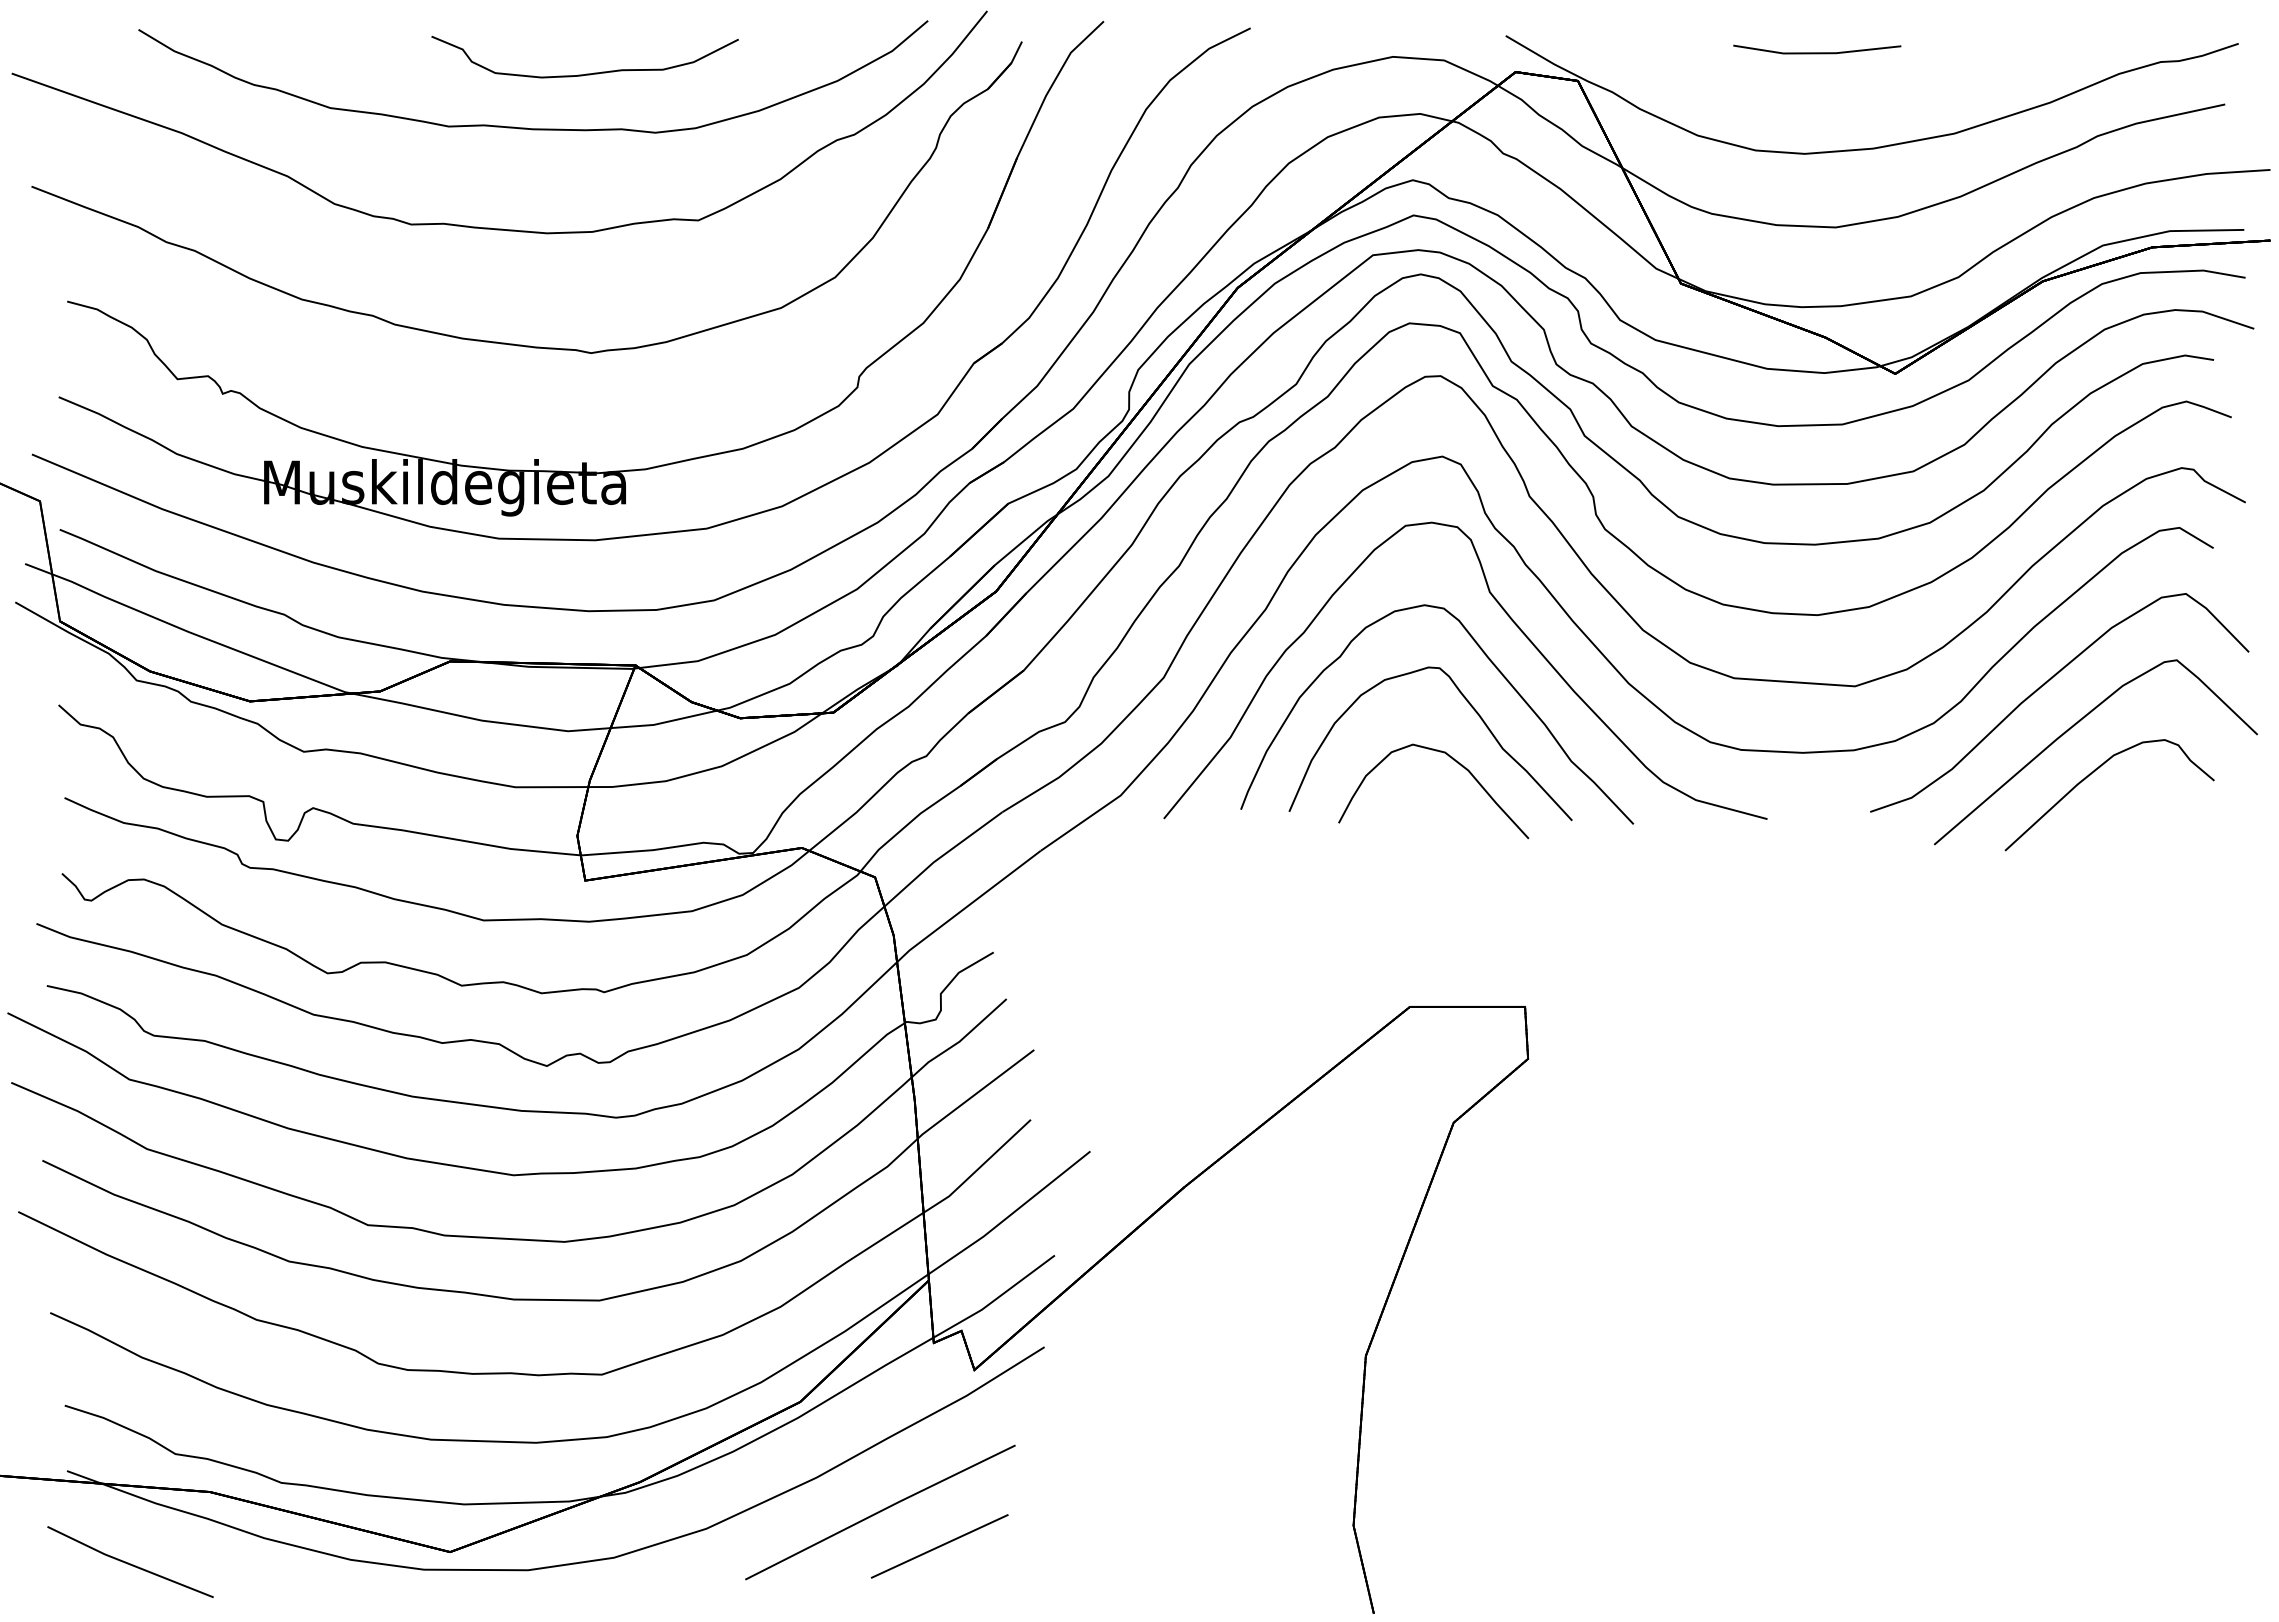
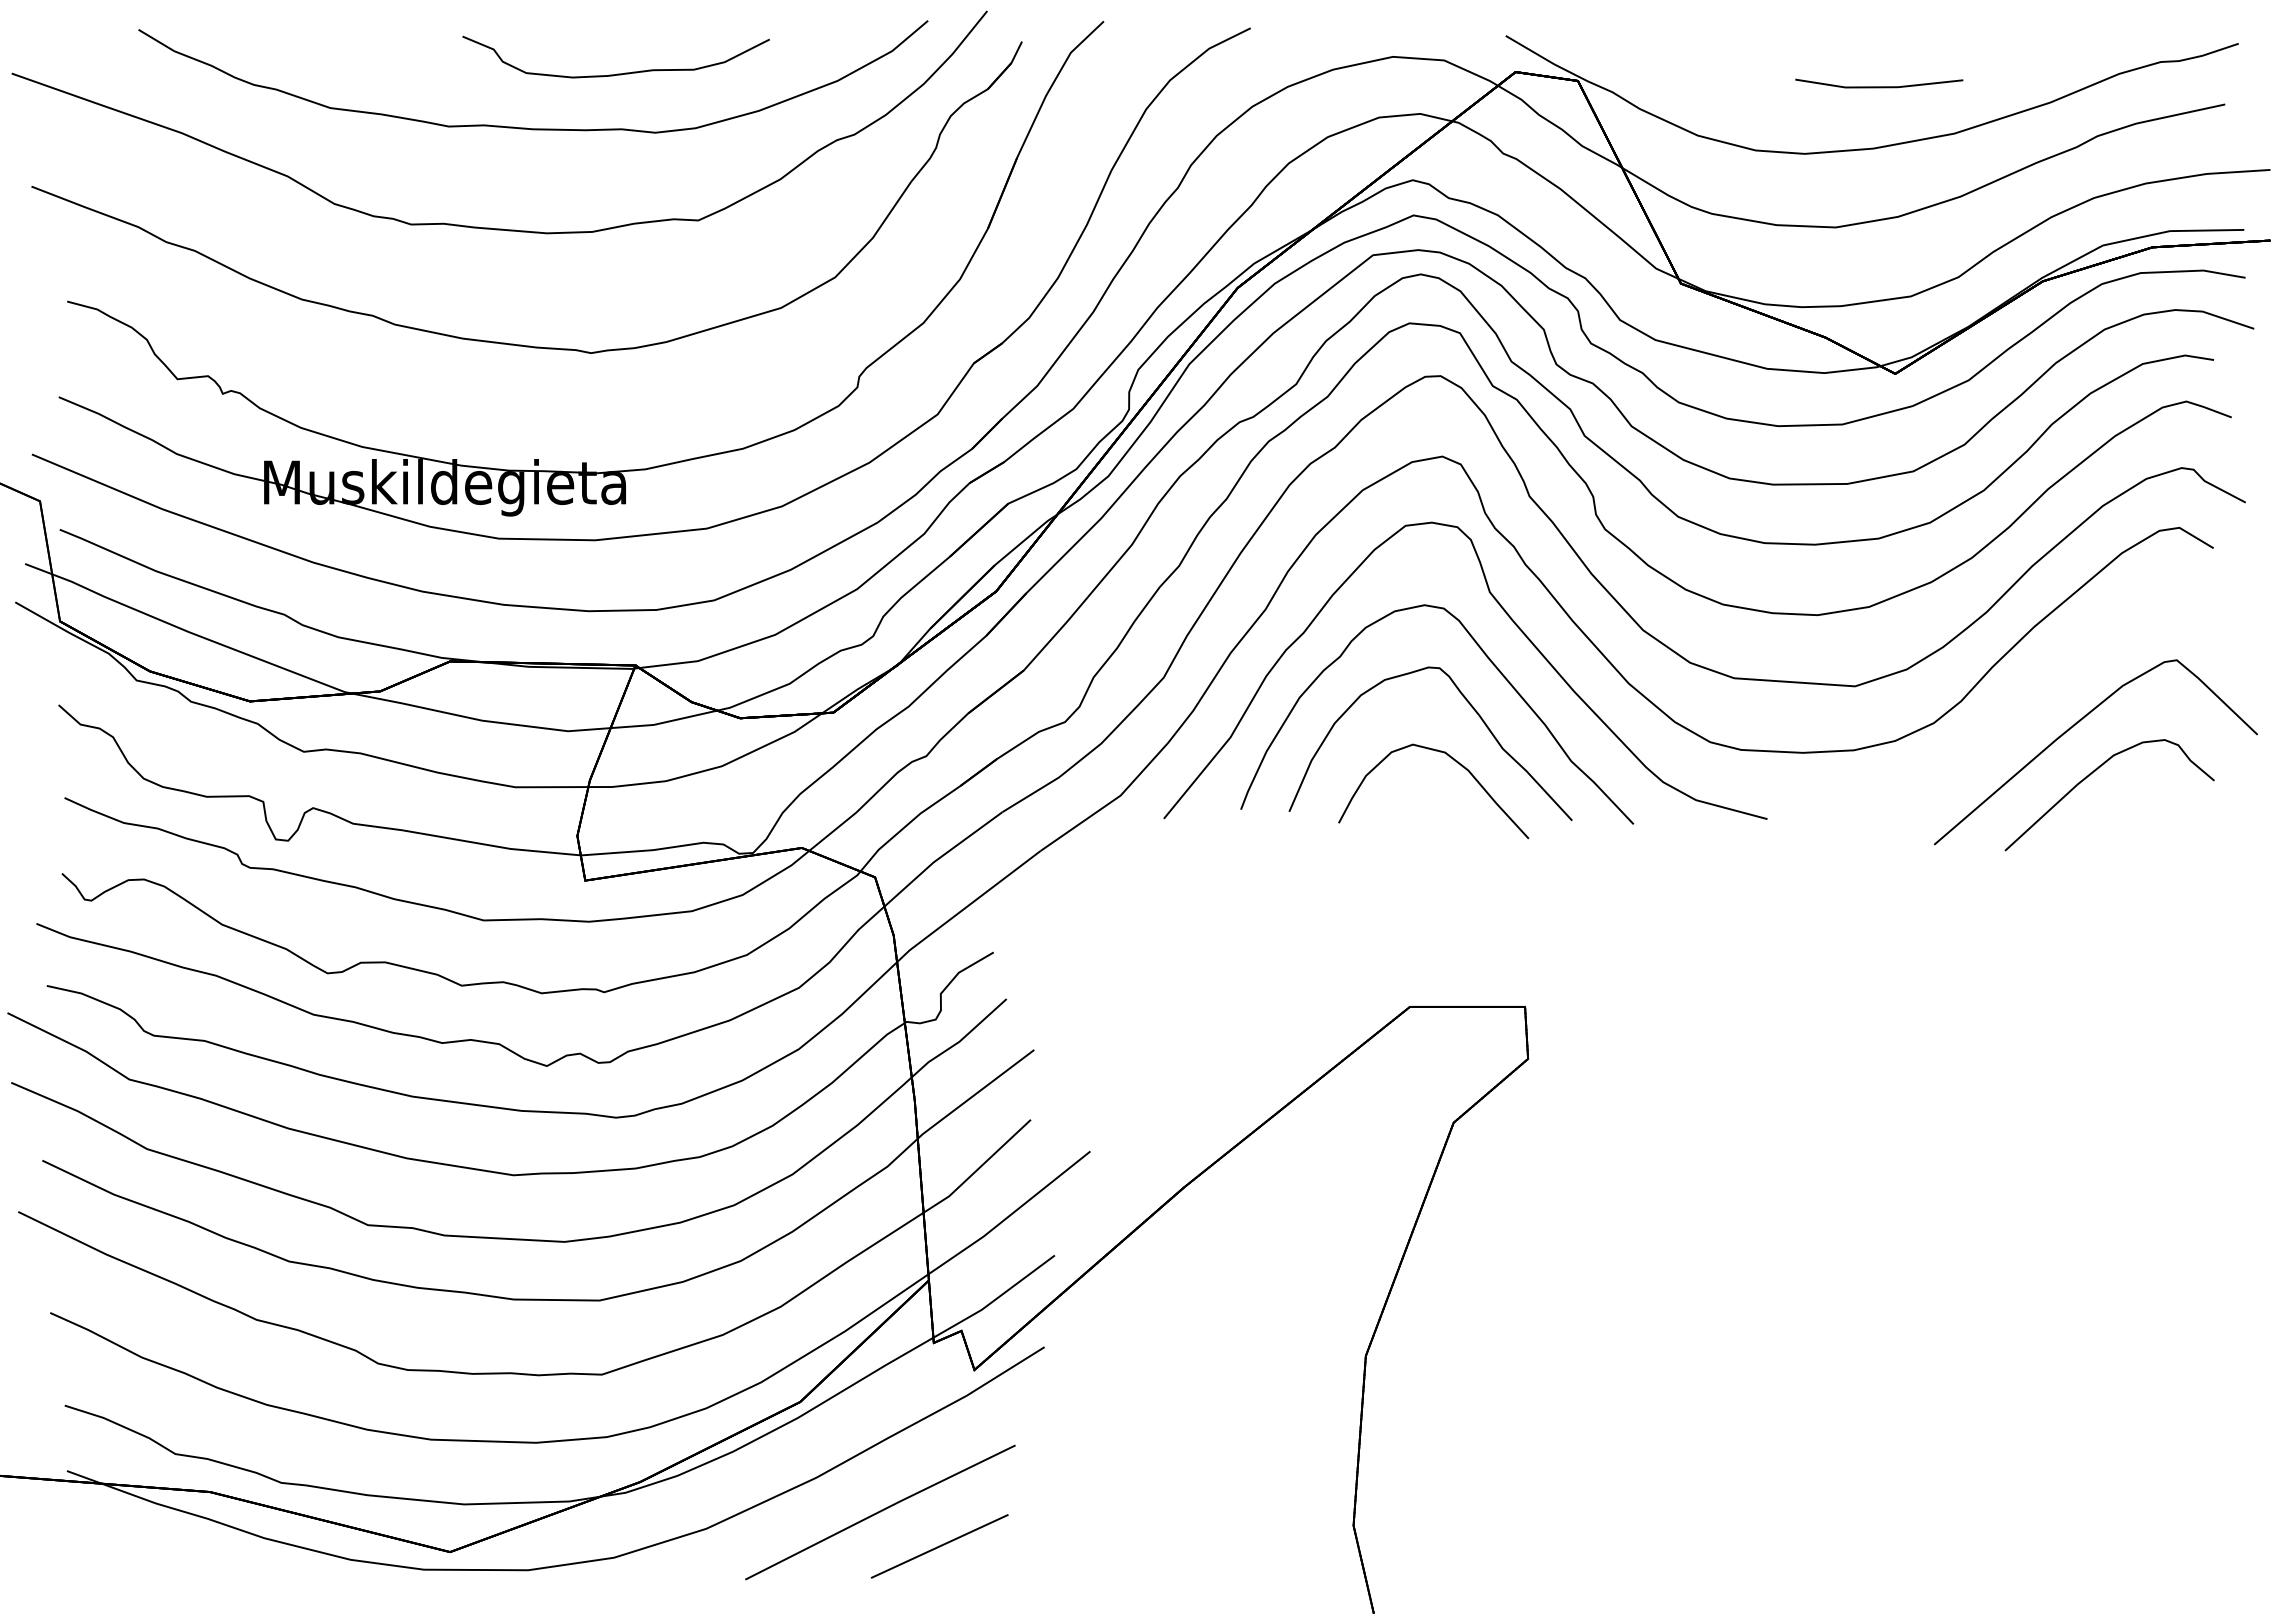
line position: (1817, 52) -> (1879, 86) (1879, 86)
curve position: (586, 73) -> (617, 73) (617, 73)
curve: present -> none (2043, 686)
line: present -> none (130, 1563)
